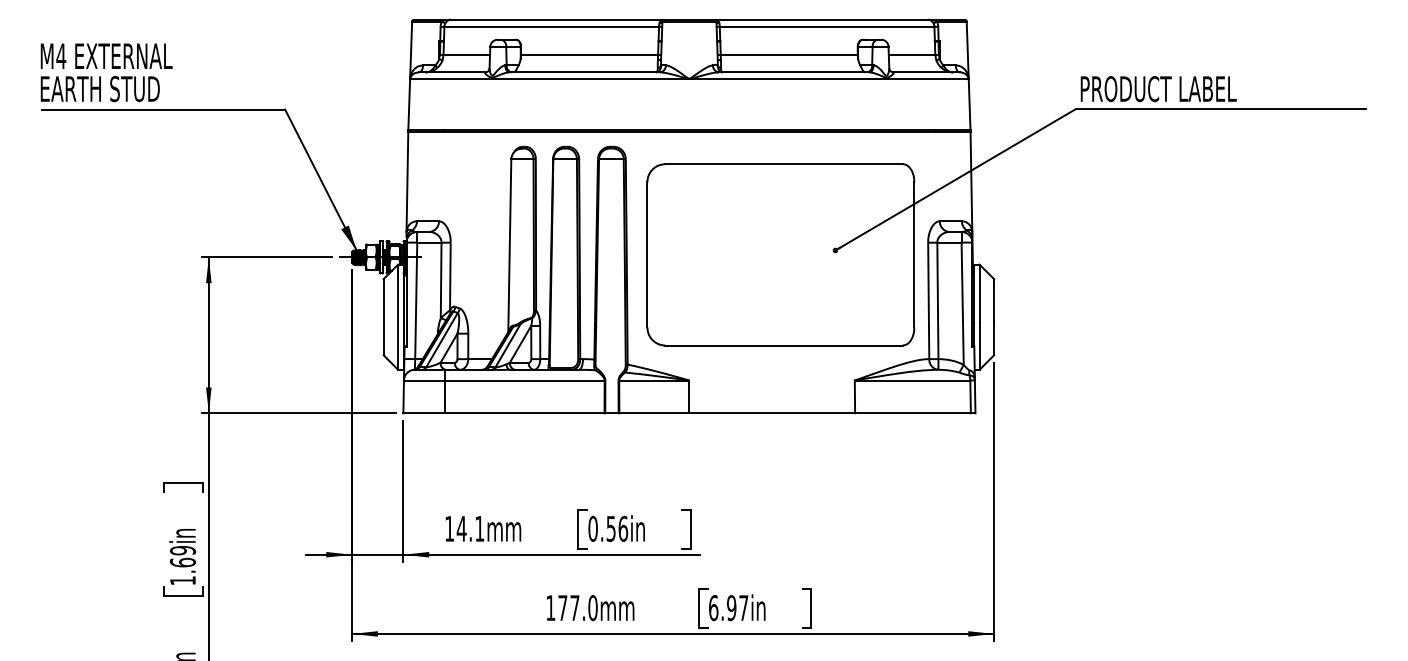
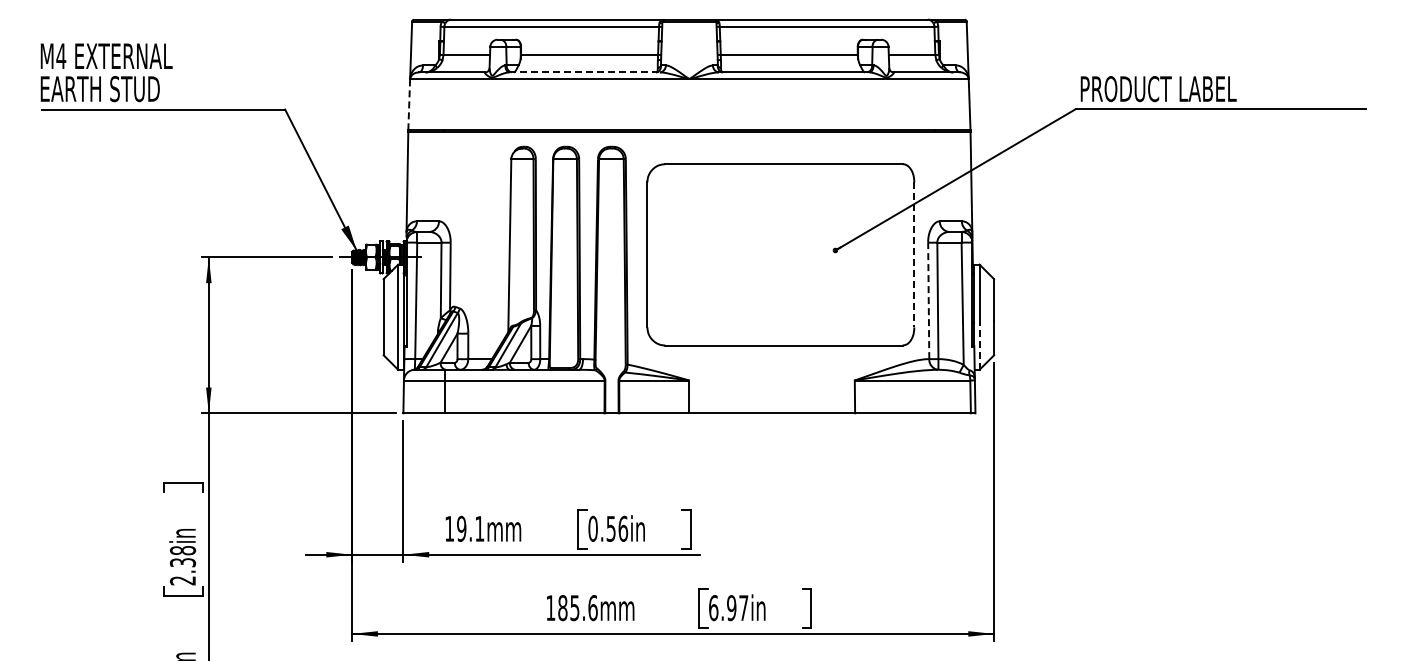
line: solid -> dashed (585, 72)
line: solid -> dashed (409, 104)
line: solid -> dashed (914, 254)
line: solid -> dashed (928, 300)
line: solid -> dashed (979, 346)
text: 14.1mm -> 19.1mm (461, 528)
text: 1.69in -> 2.38in (182, 565)
text: 177.0mm -> 185.6mm (577, 608)
